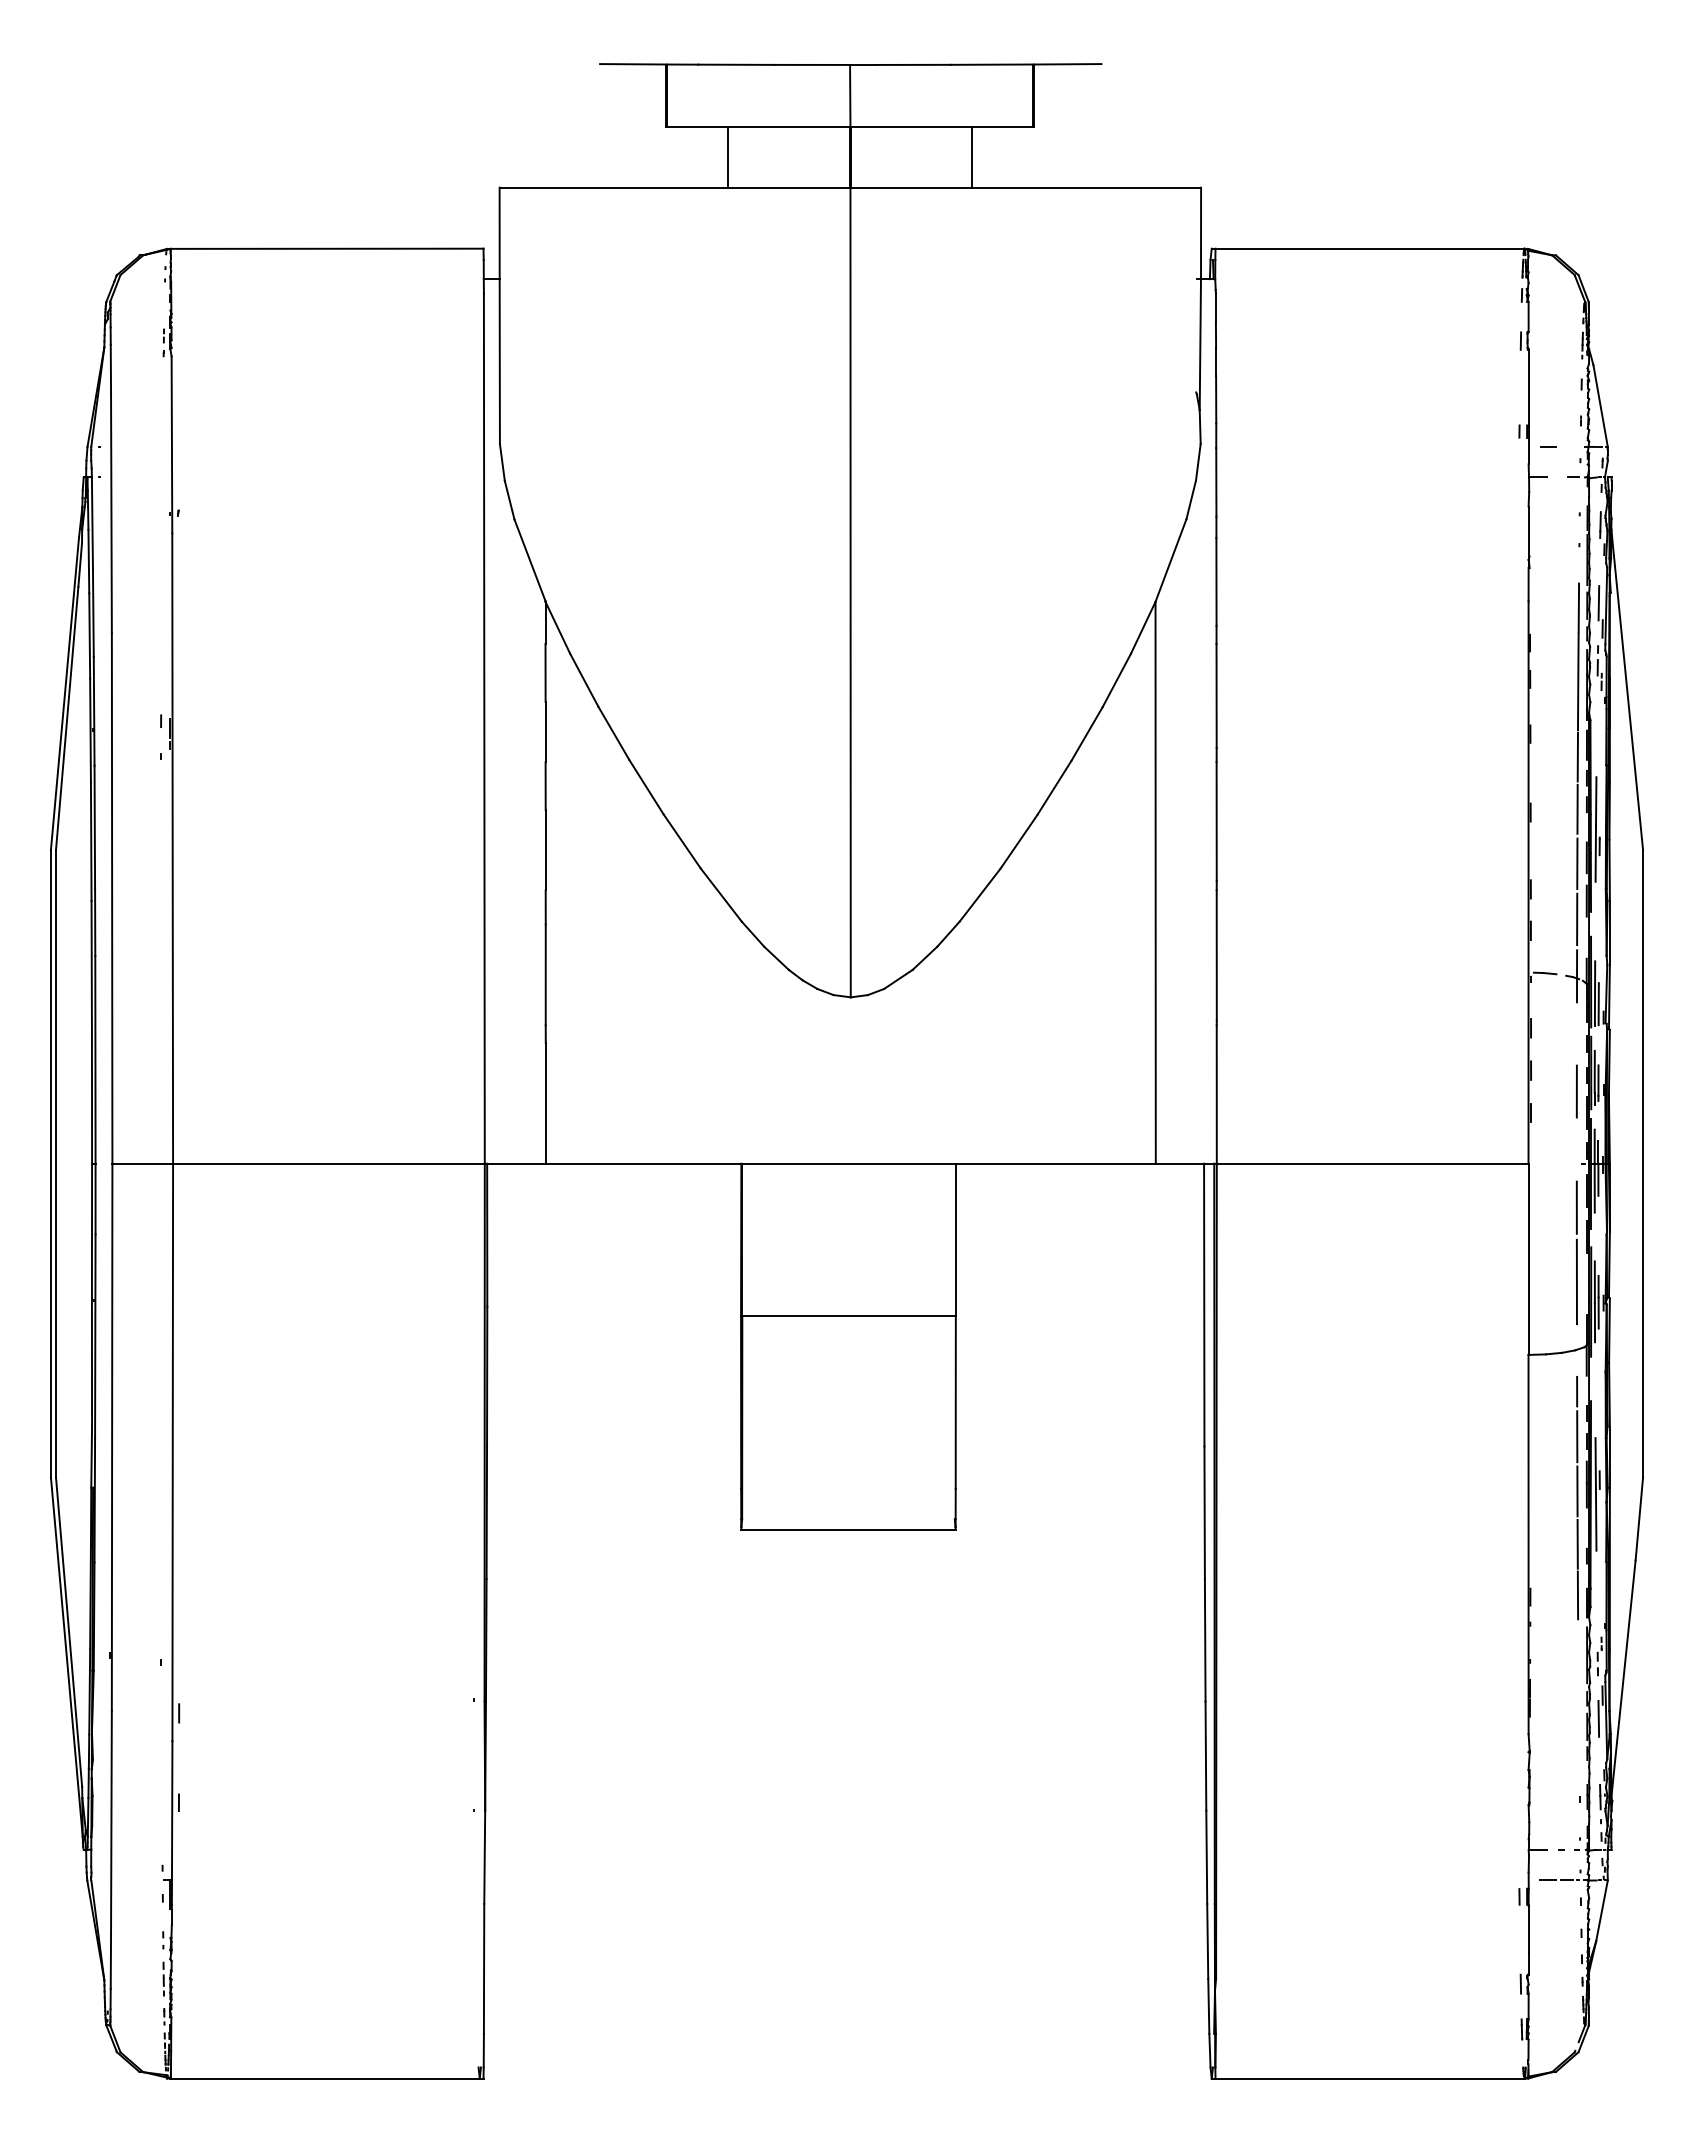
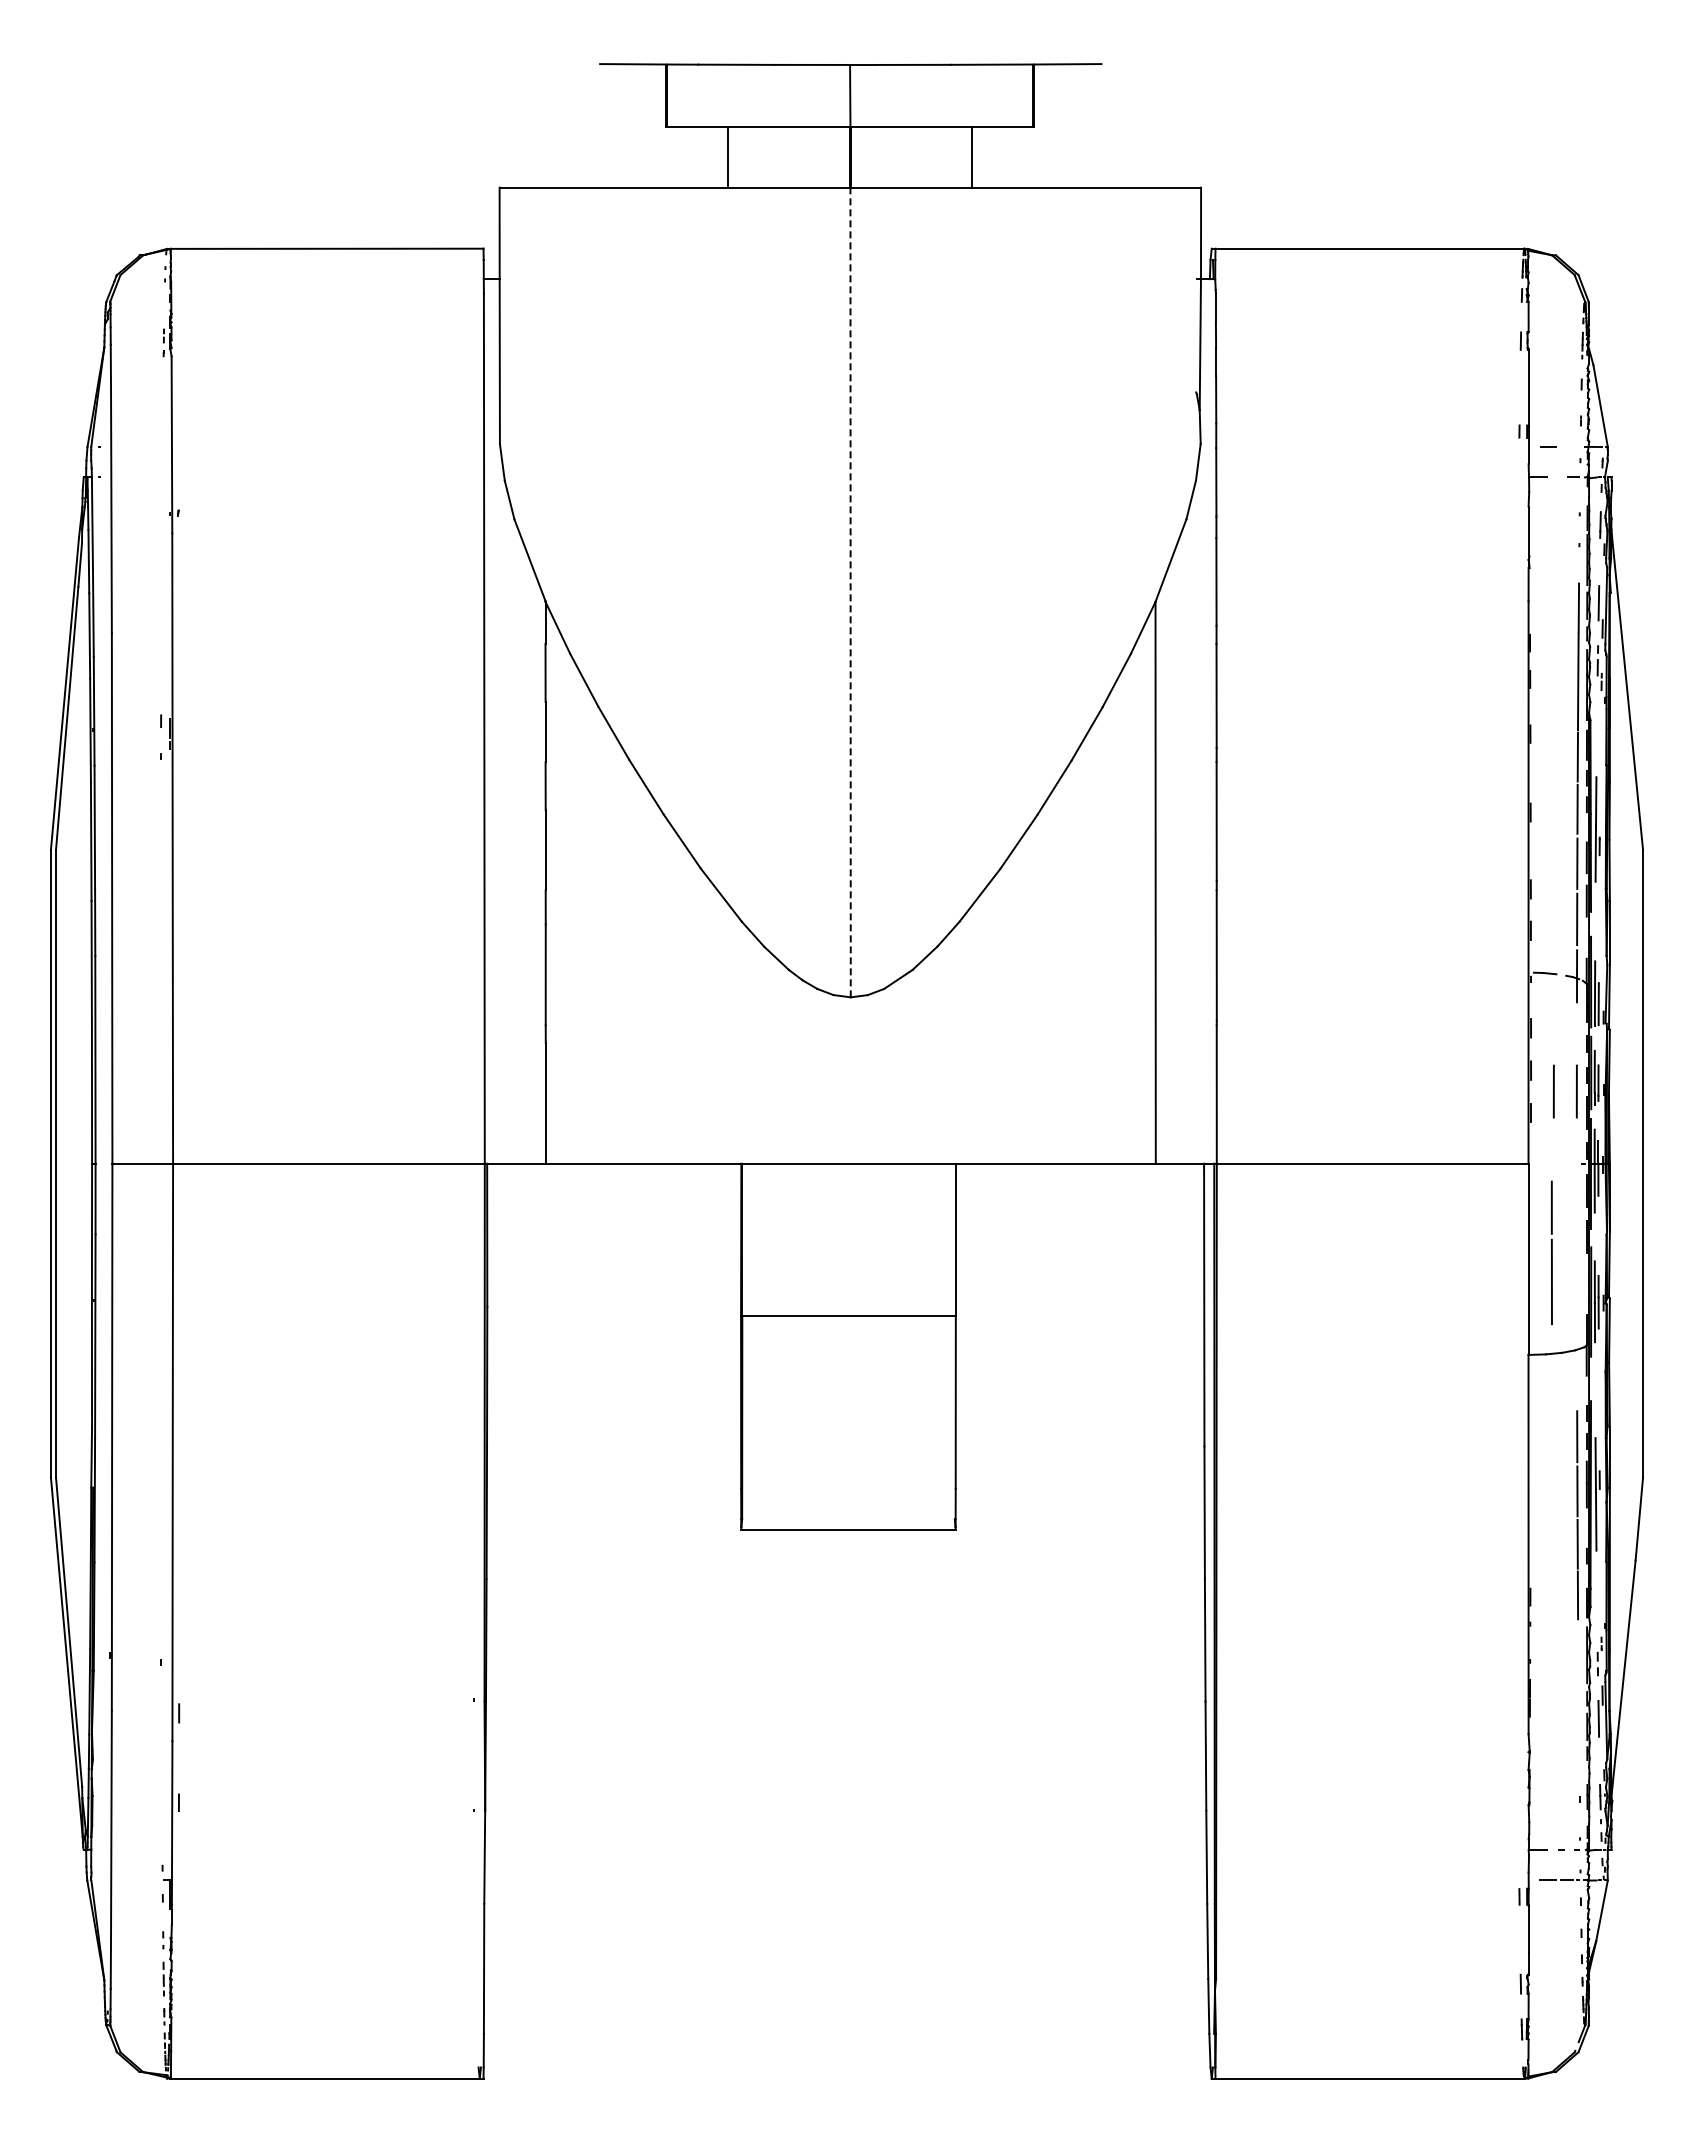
line: solid -> dashed (850, 592)
line: none -> present (1553, 1091)
line position: (1576, 1252) -> (1551, 1252) (1551, 1252)
line: present -> none (1577, 1391)
